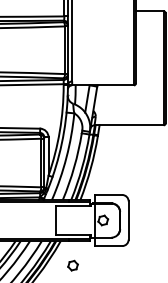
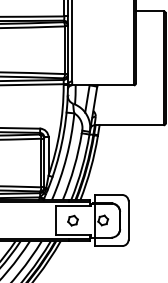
part position: (72, 265) -> (72, 220) (72, 220)
